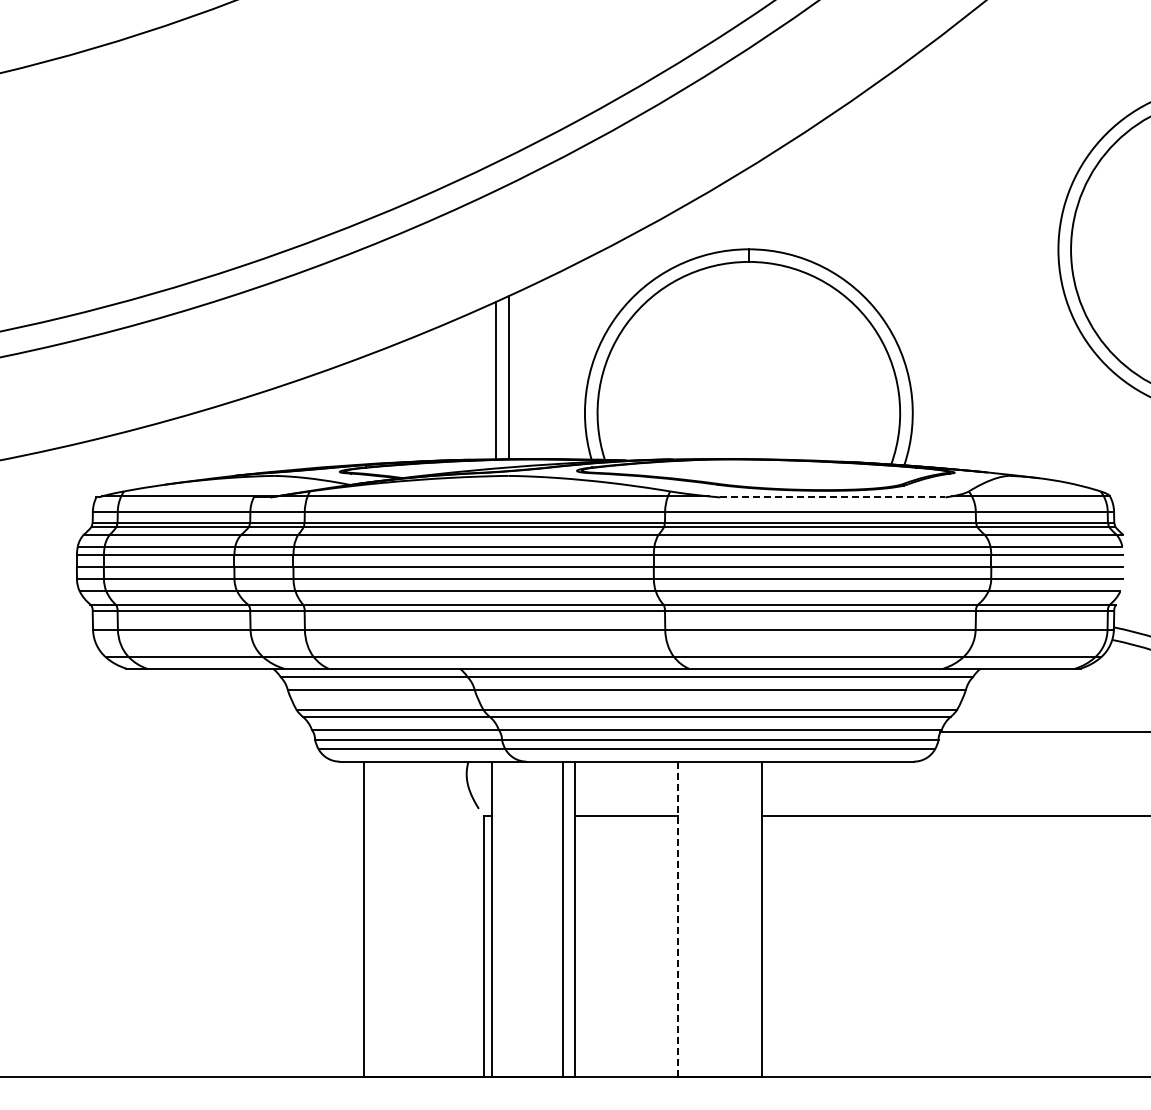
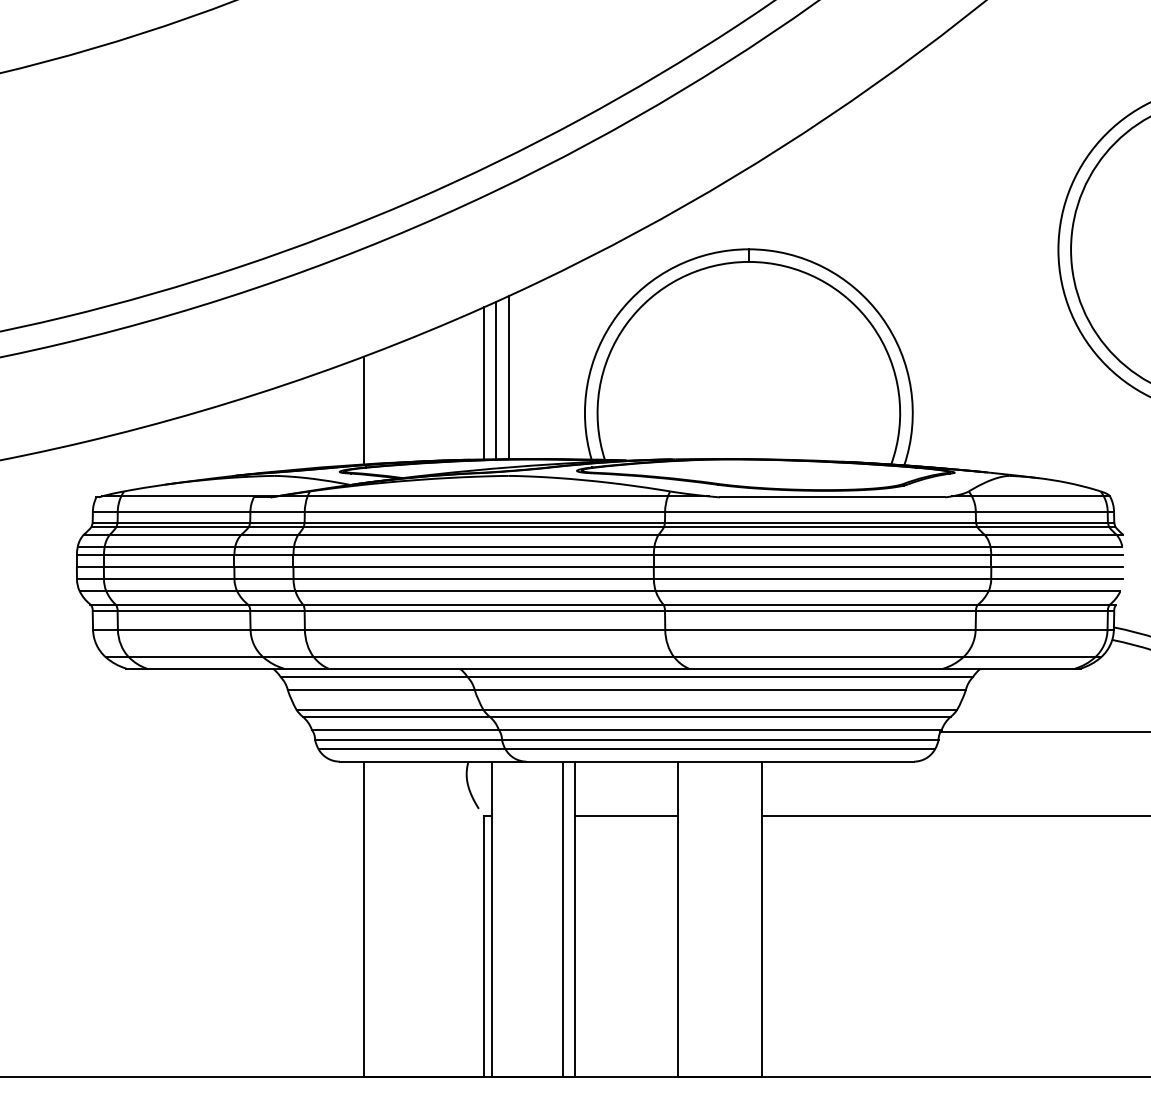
line: none -> present (483, 383)
line: none -> present (363, 410)
line: dashed -> solid (832, 497)
line: dashed -> solid (678, 919)
